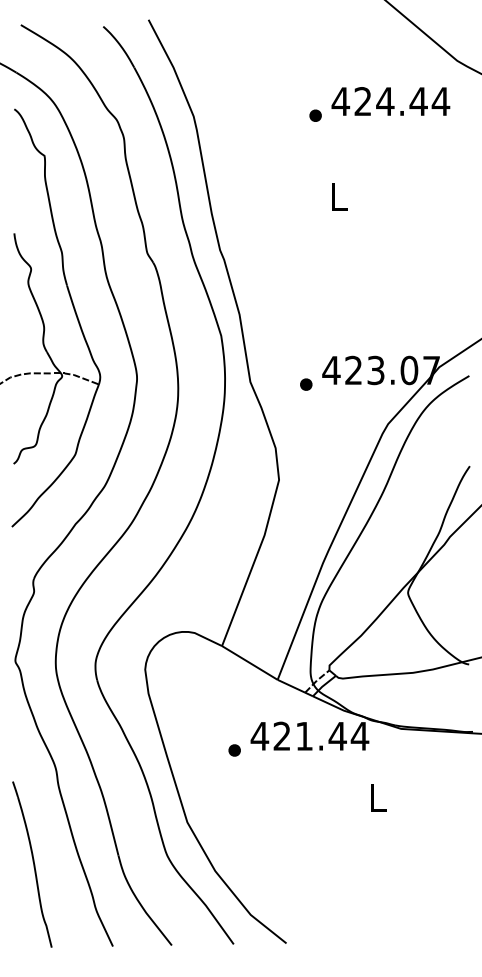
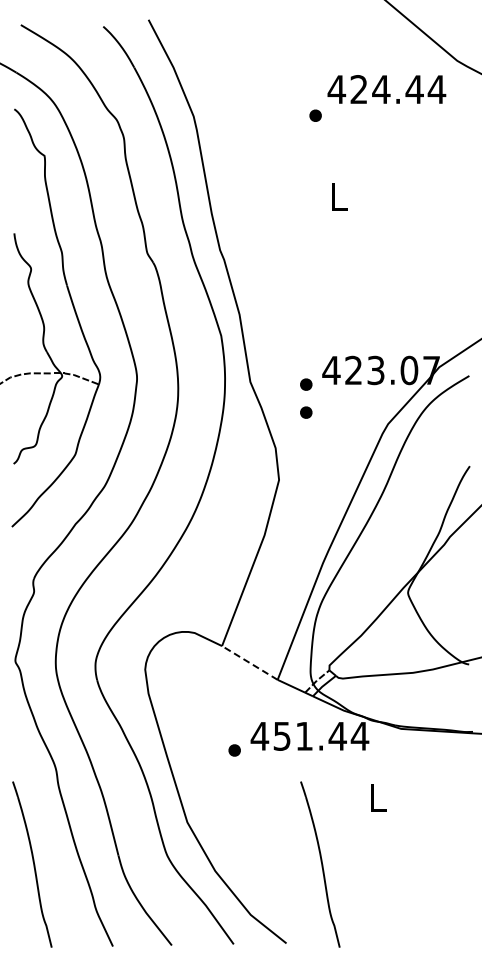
text position: (390, 101) -> (386, 89) (386, 89)
part: none -> present (306, 412)
line: solid -> dashed (249, 662)
text: 421.44 -> 451.44 (281, 735)
part: none -> present (320, 864)
